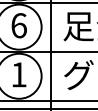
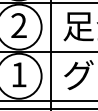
text: 6 -> 2 (18, 25)
